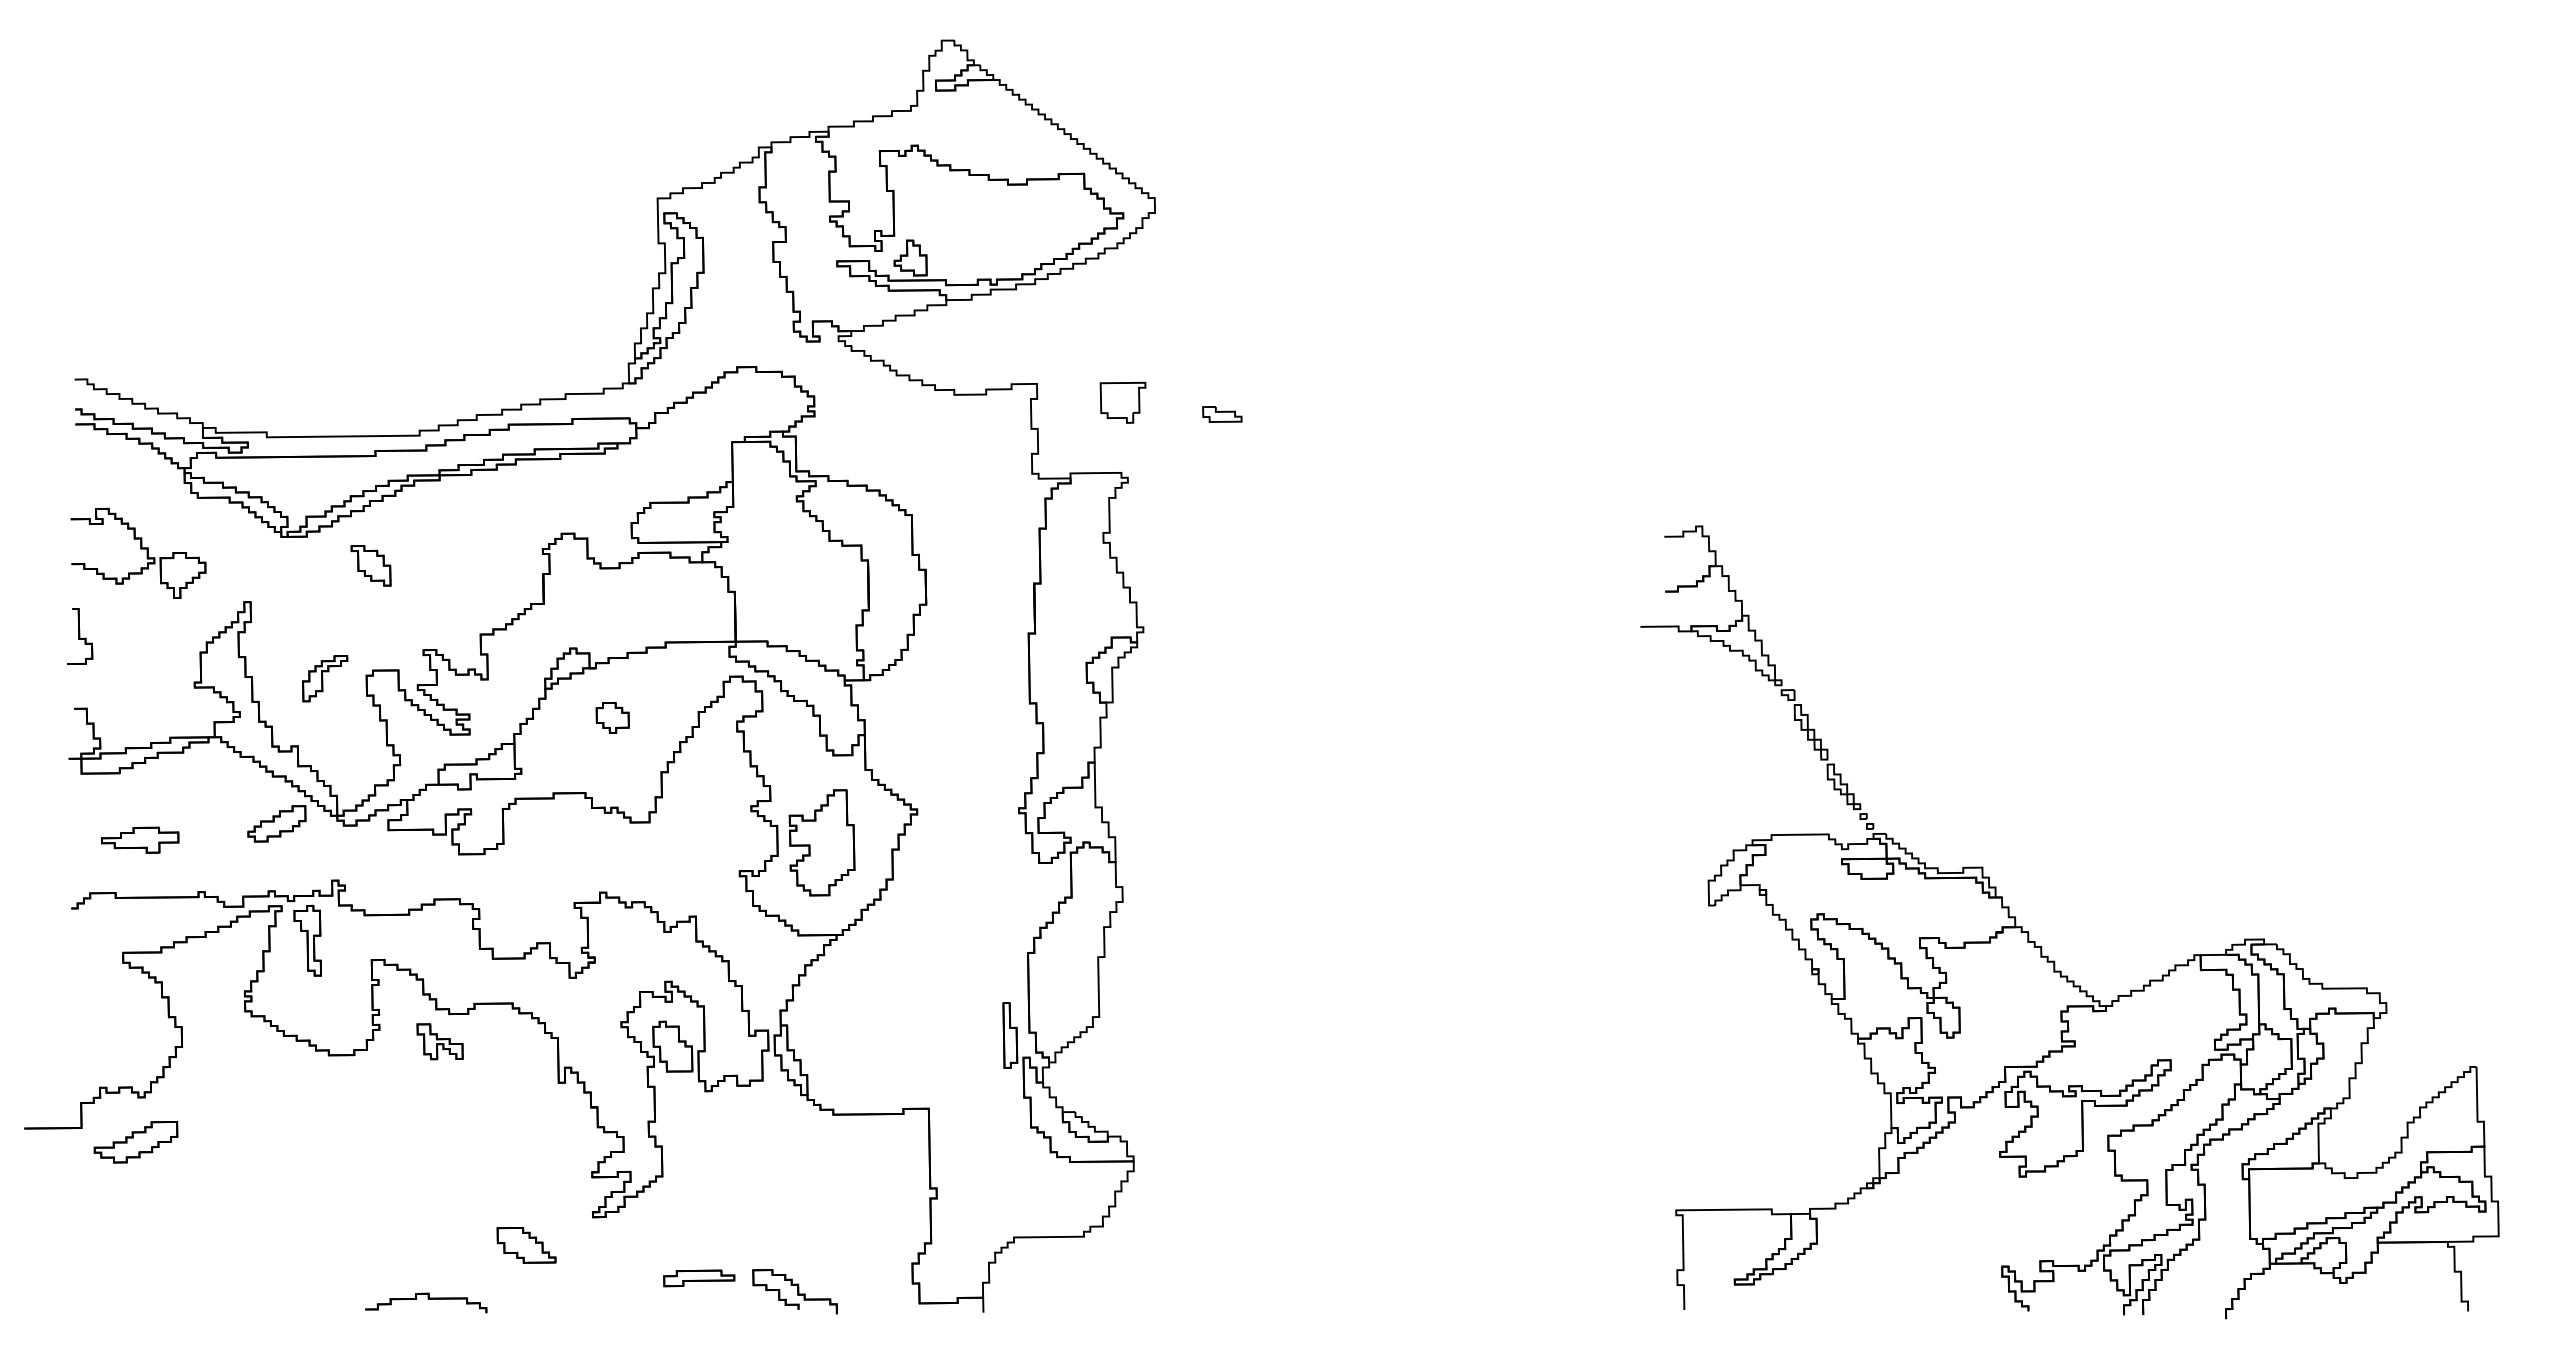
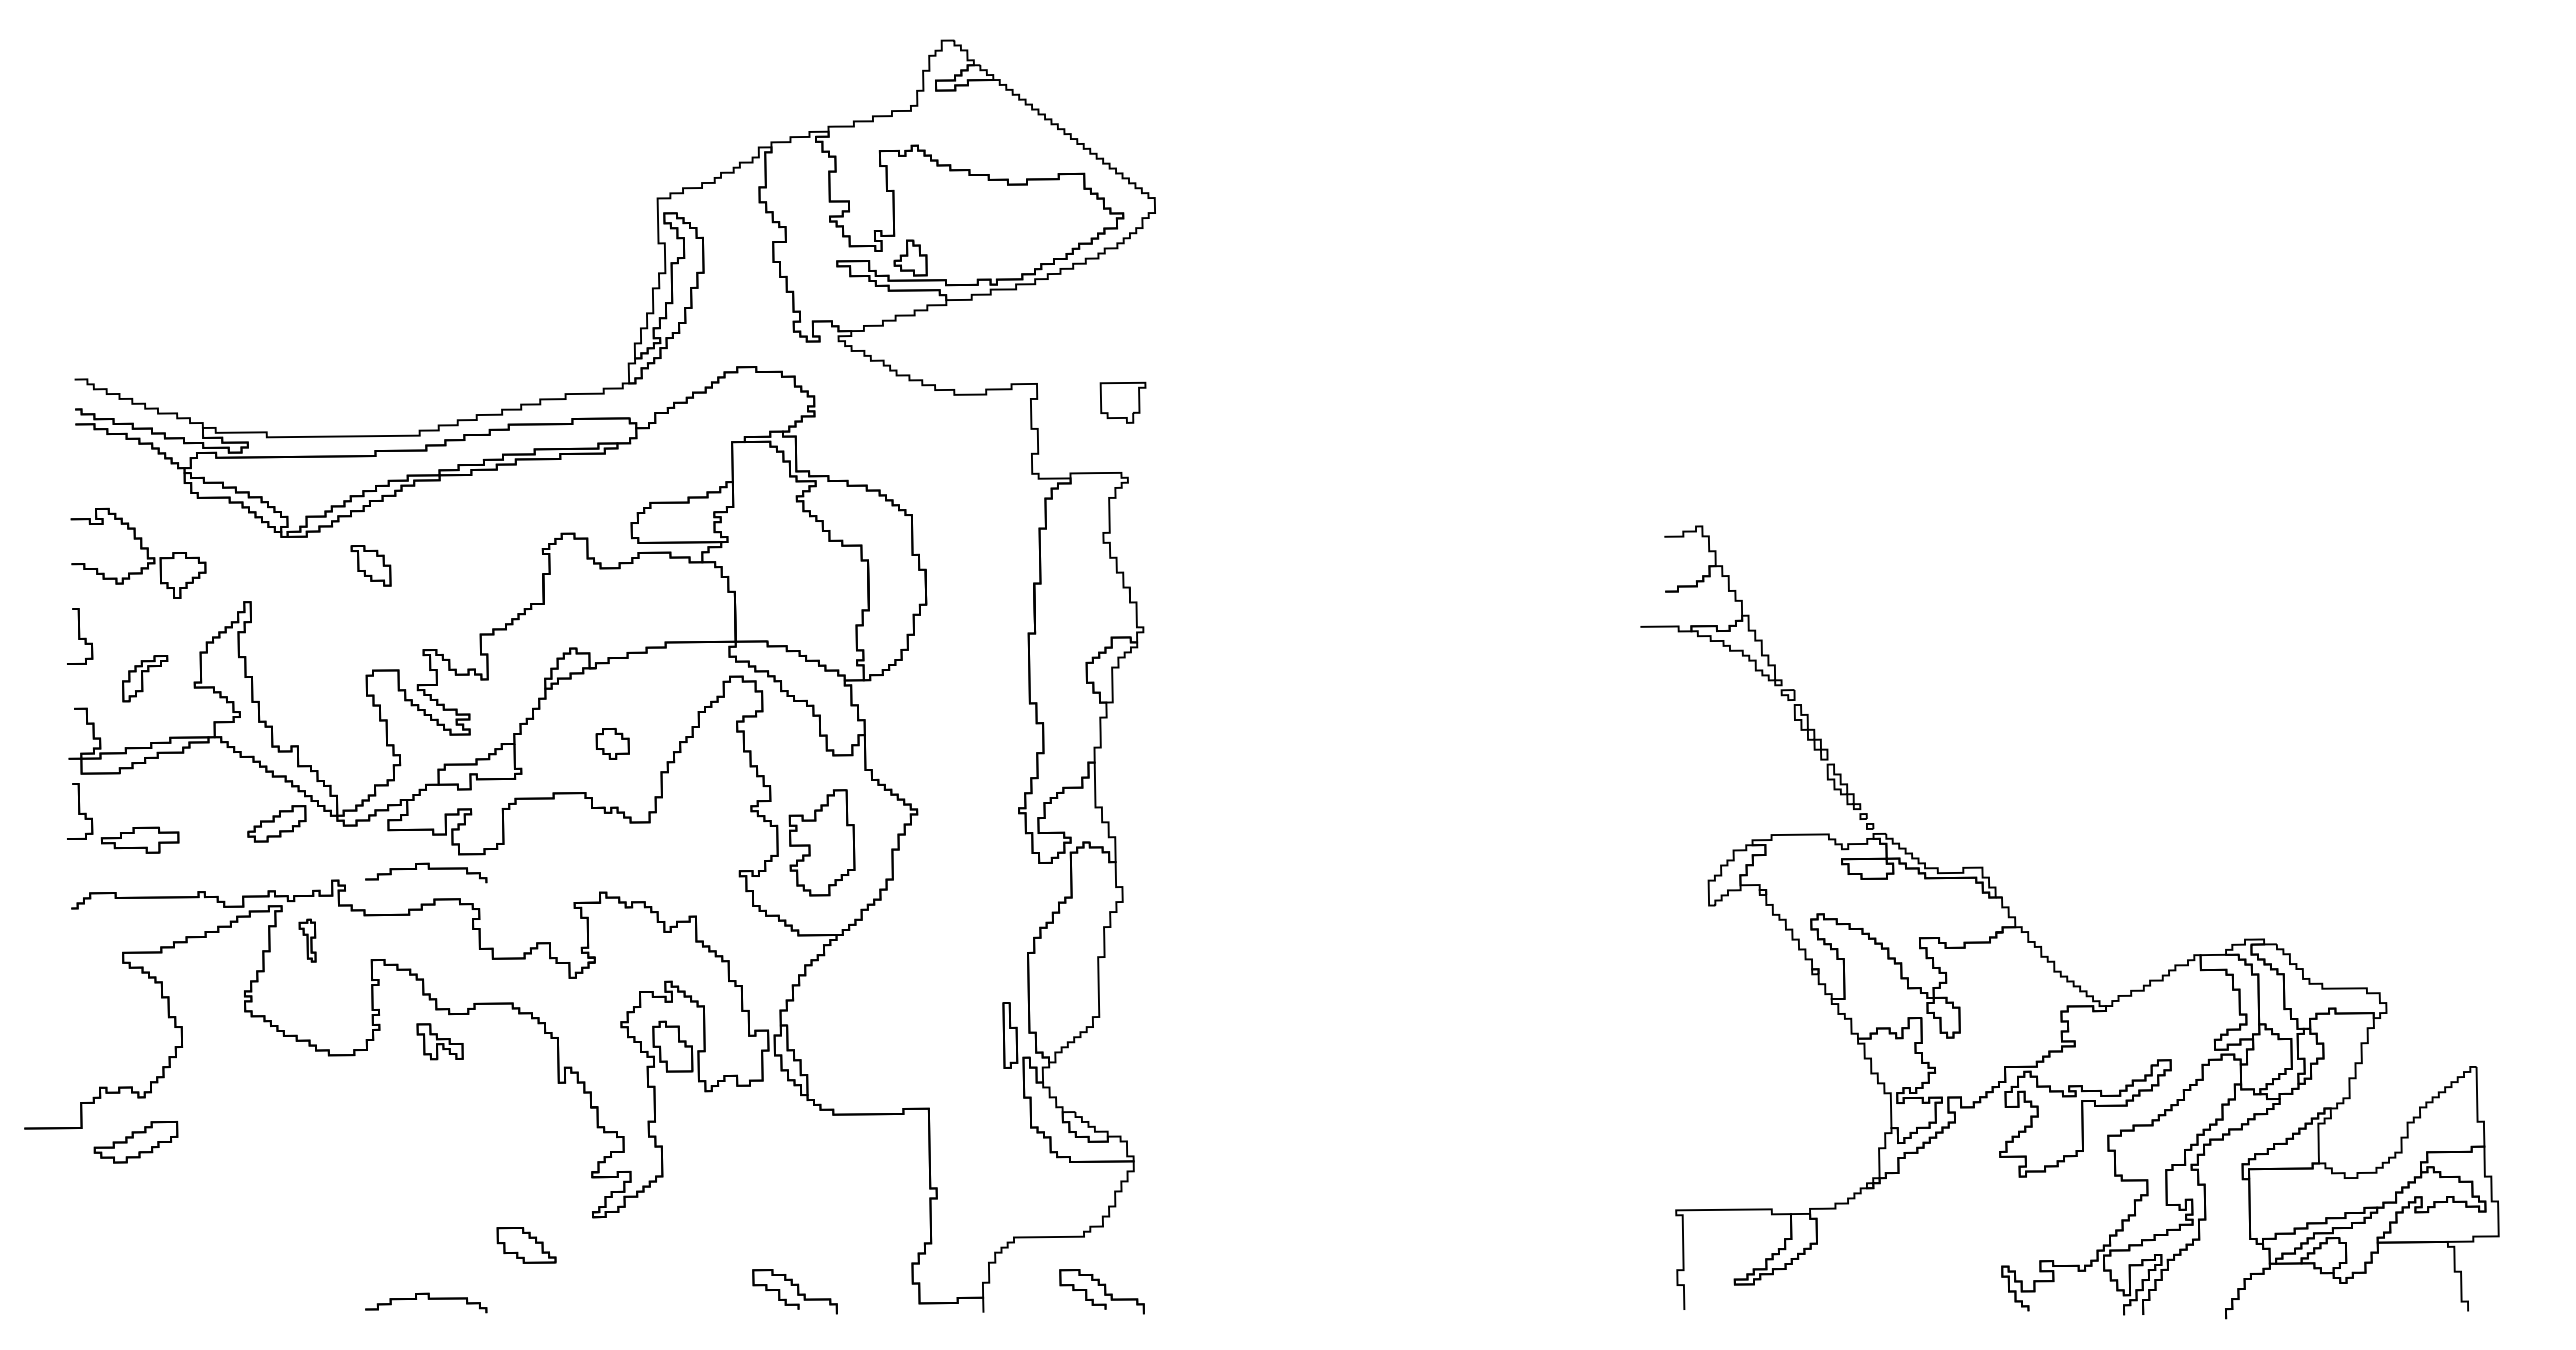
part: present -> none (1222, 414)
part position: (325, 678) -> (145, 678) (145, 678)
part position: (612, 717) -> (612, 743) (612, 743)
part: none -> present (80, 811)
part: none -> present (426, 872)
part size: 29x73 px -> 19x45 px (307, 940)
part: present -> none (699, 1278)
part: none -> present (1101, 1291)
